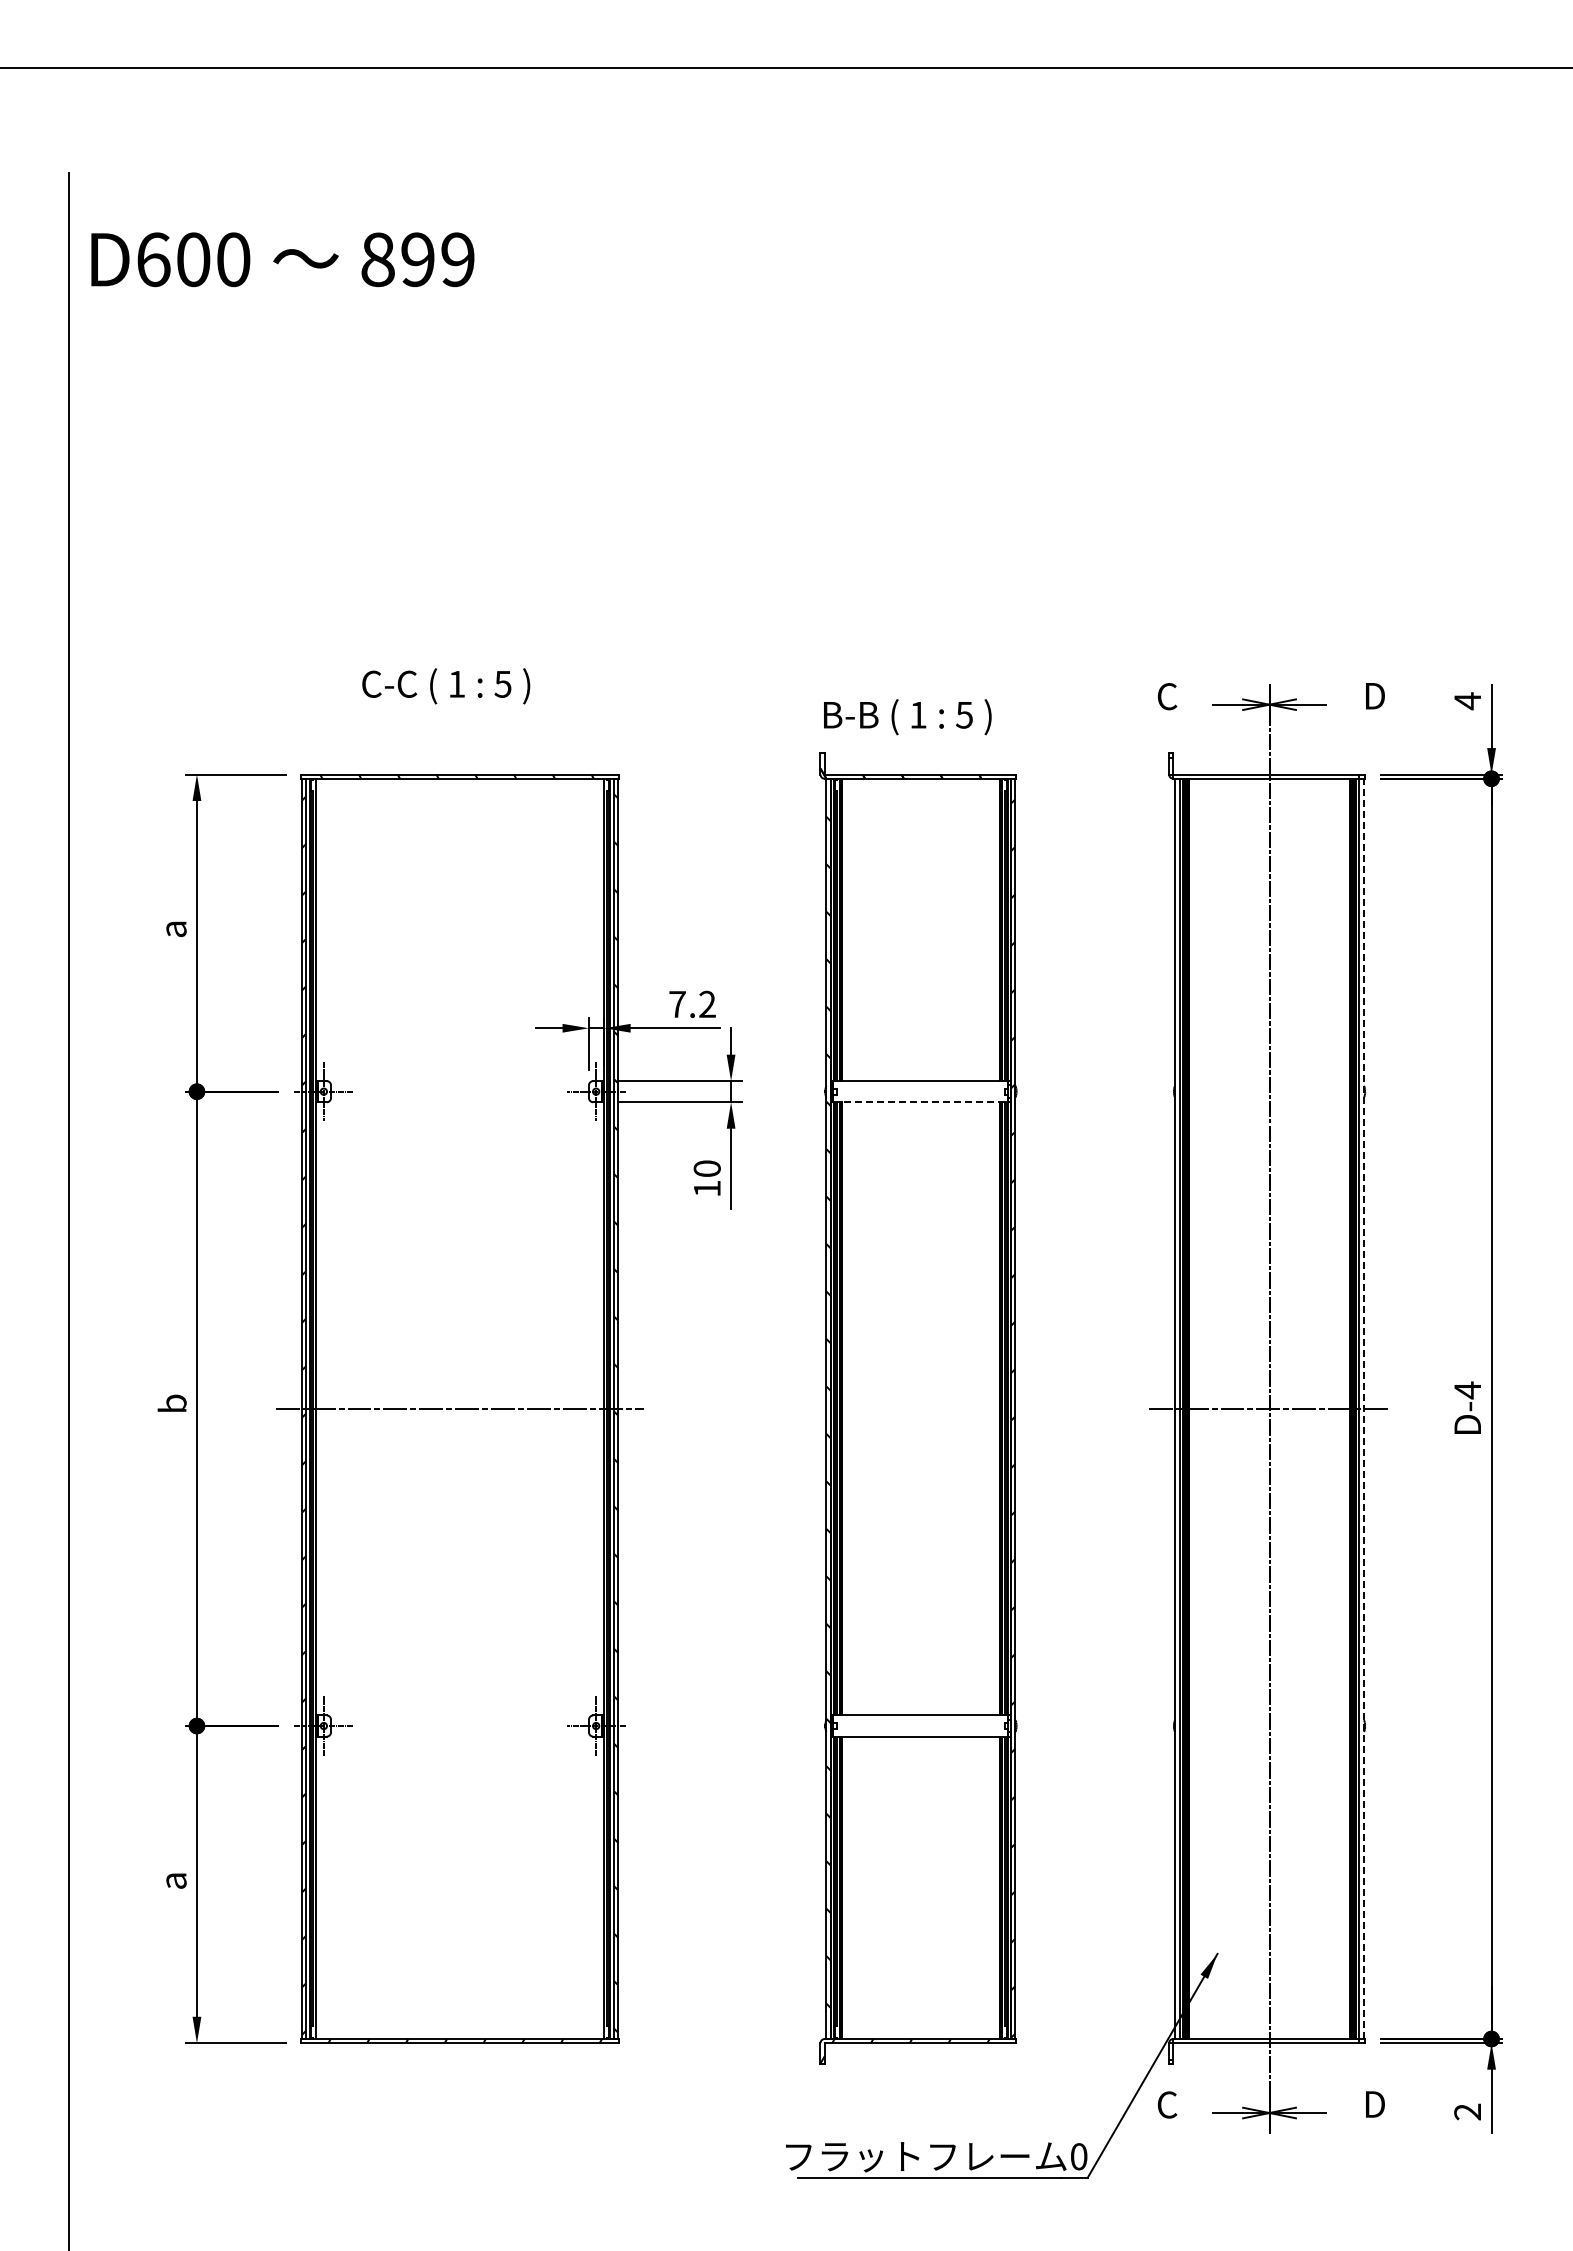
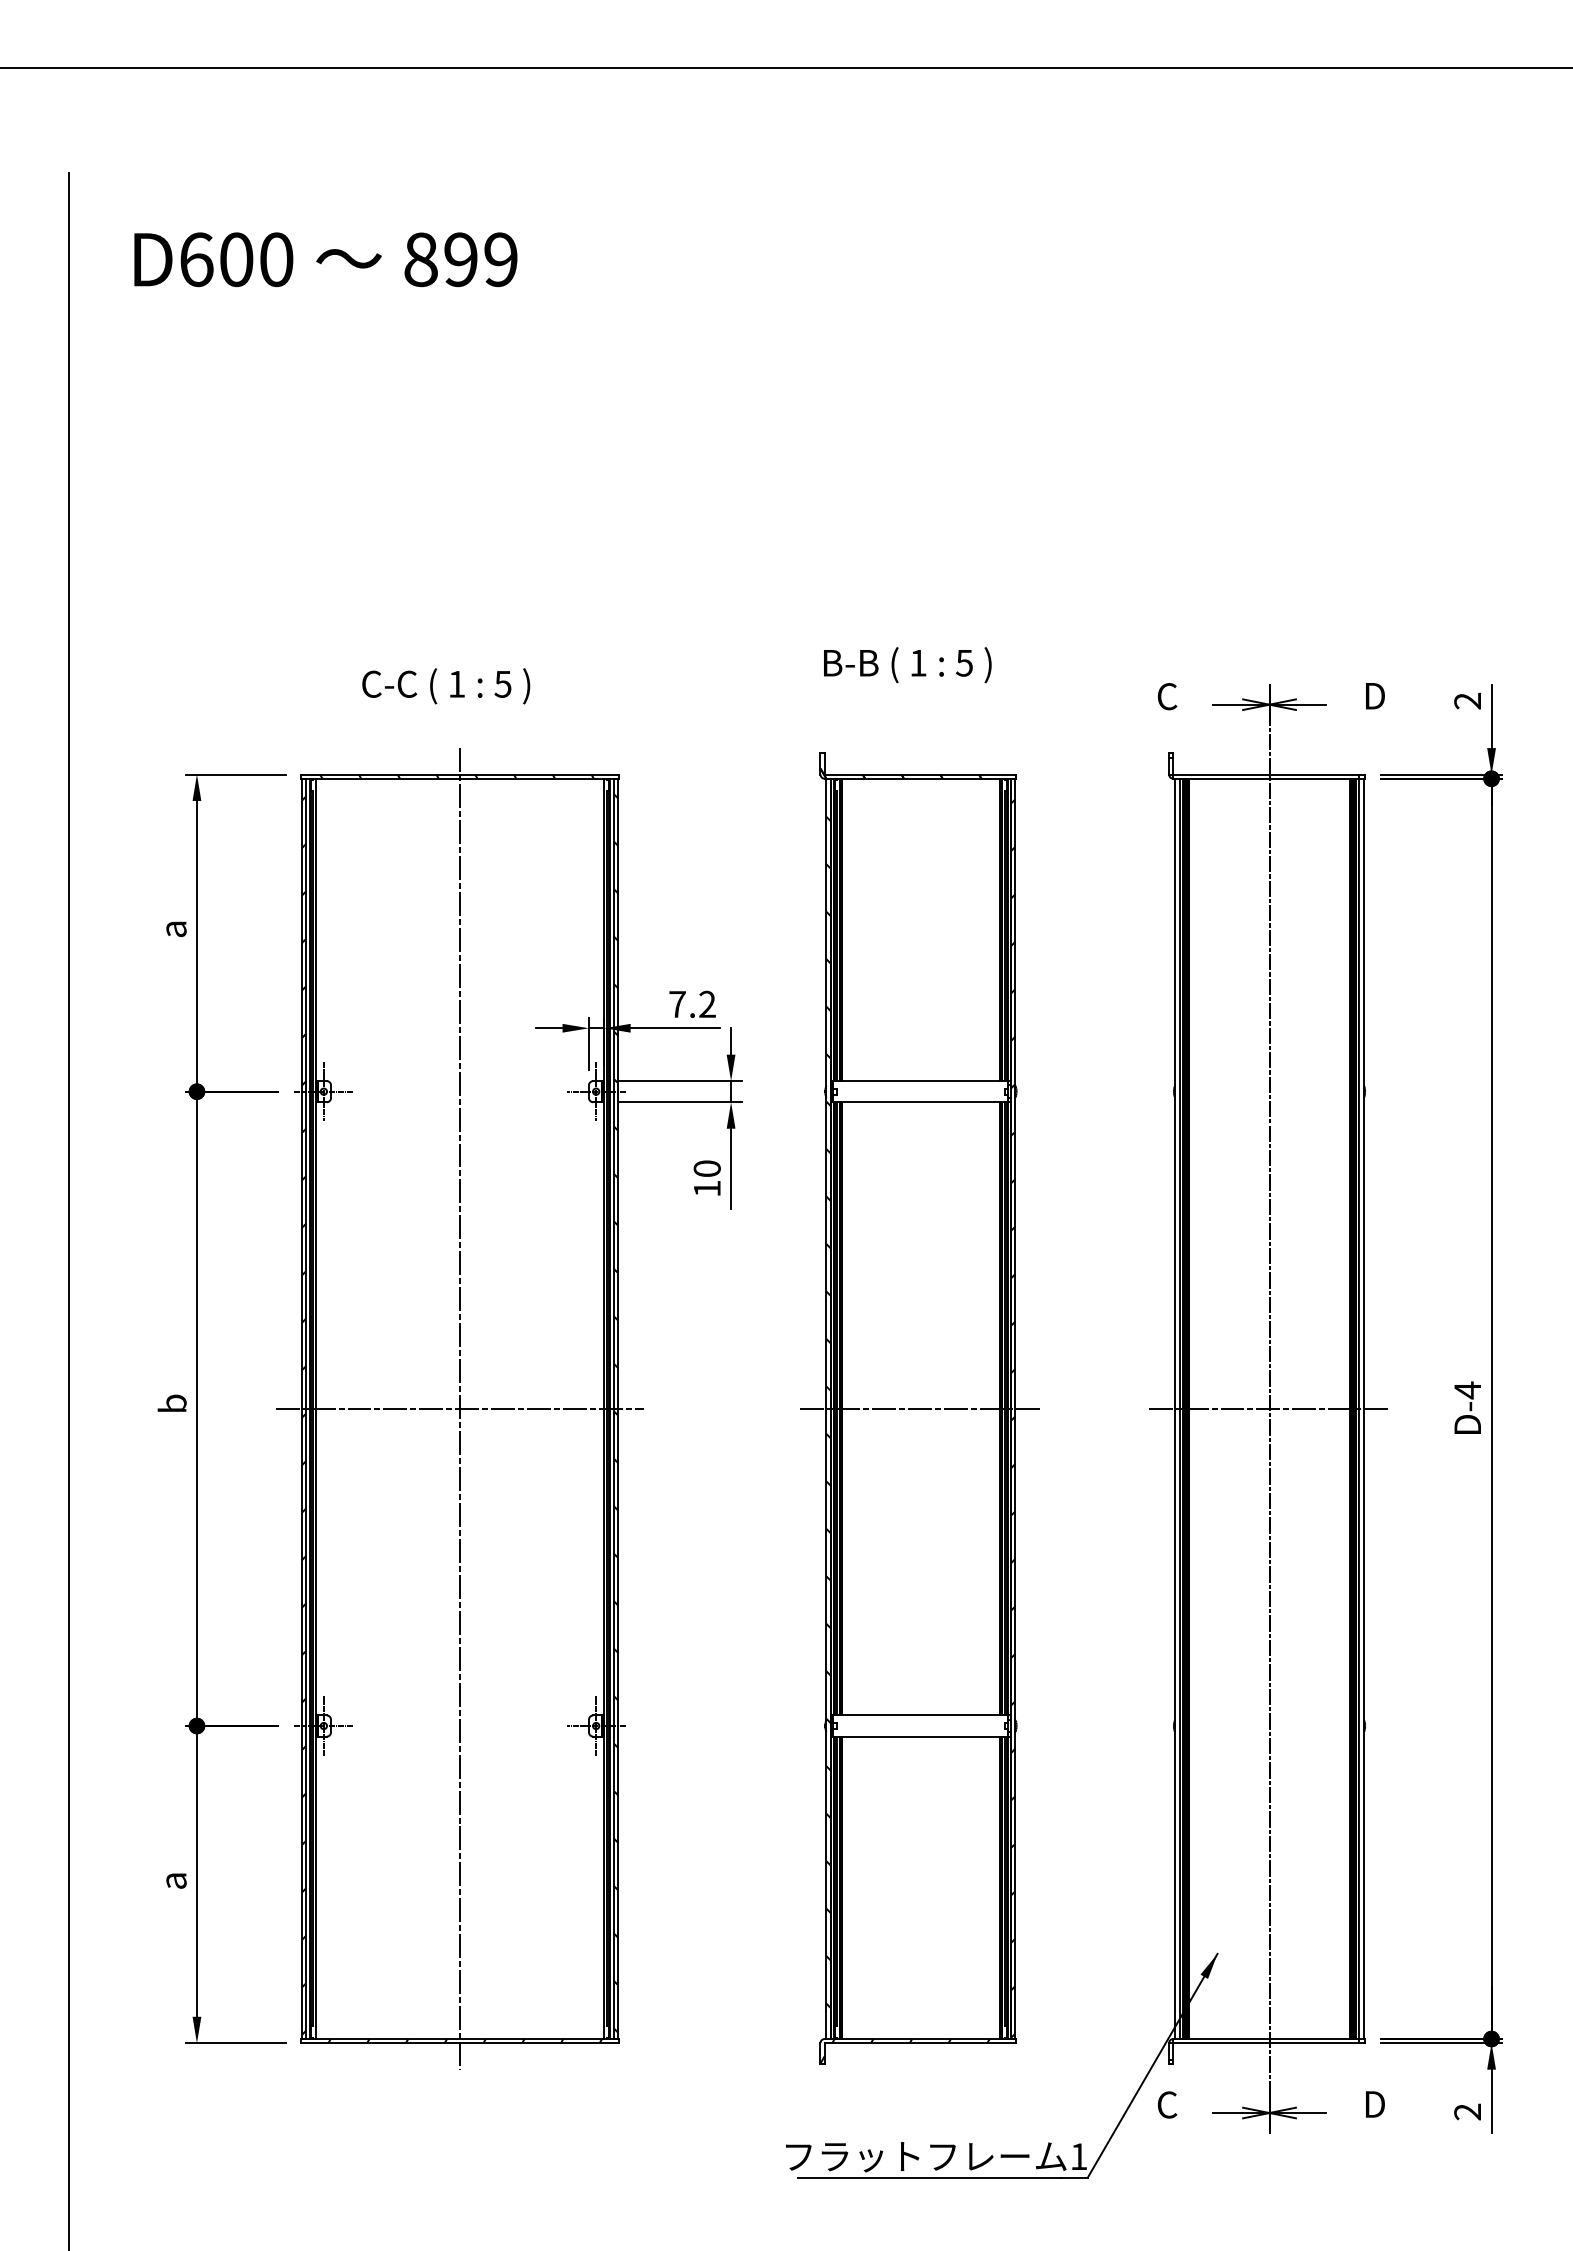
text position: (282, 259) -> (325, 259) (325, 259)
text: 4 -> 2 (1467, 701)
text position: (907, 717) -> (907, 665) (907, 665)
line: dashed -> solid (920, 1102)
line: none -> present (460, 1408)
line: none -> present (920, 1408)
line: dashed -> solid (1364, 1408)
text: 0 -> 1 (1079, 2156)
